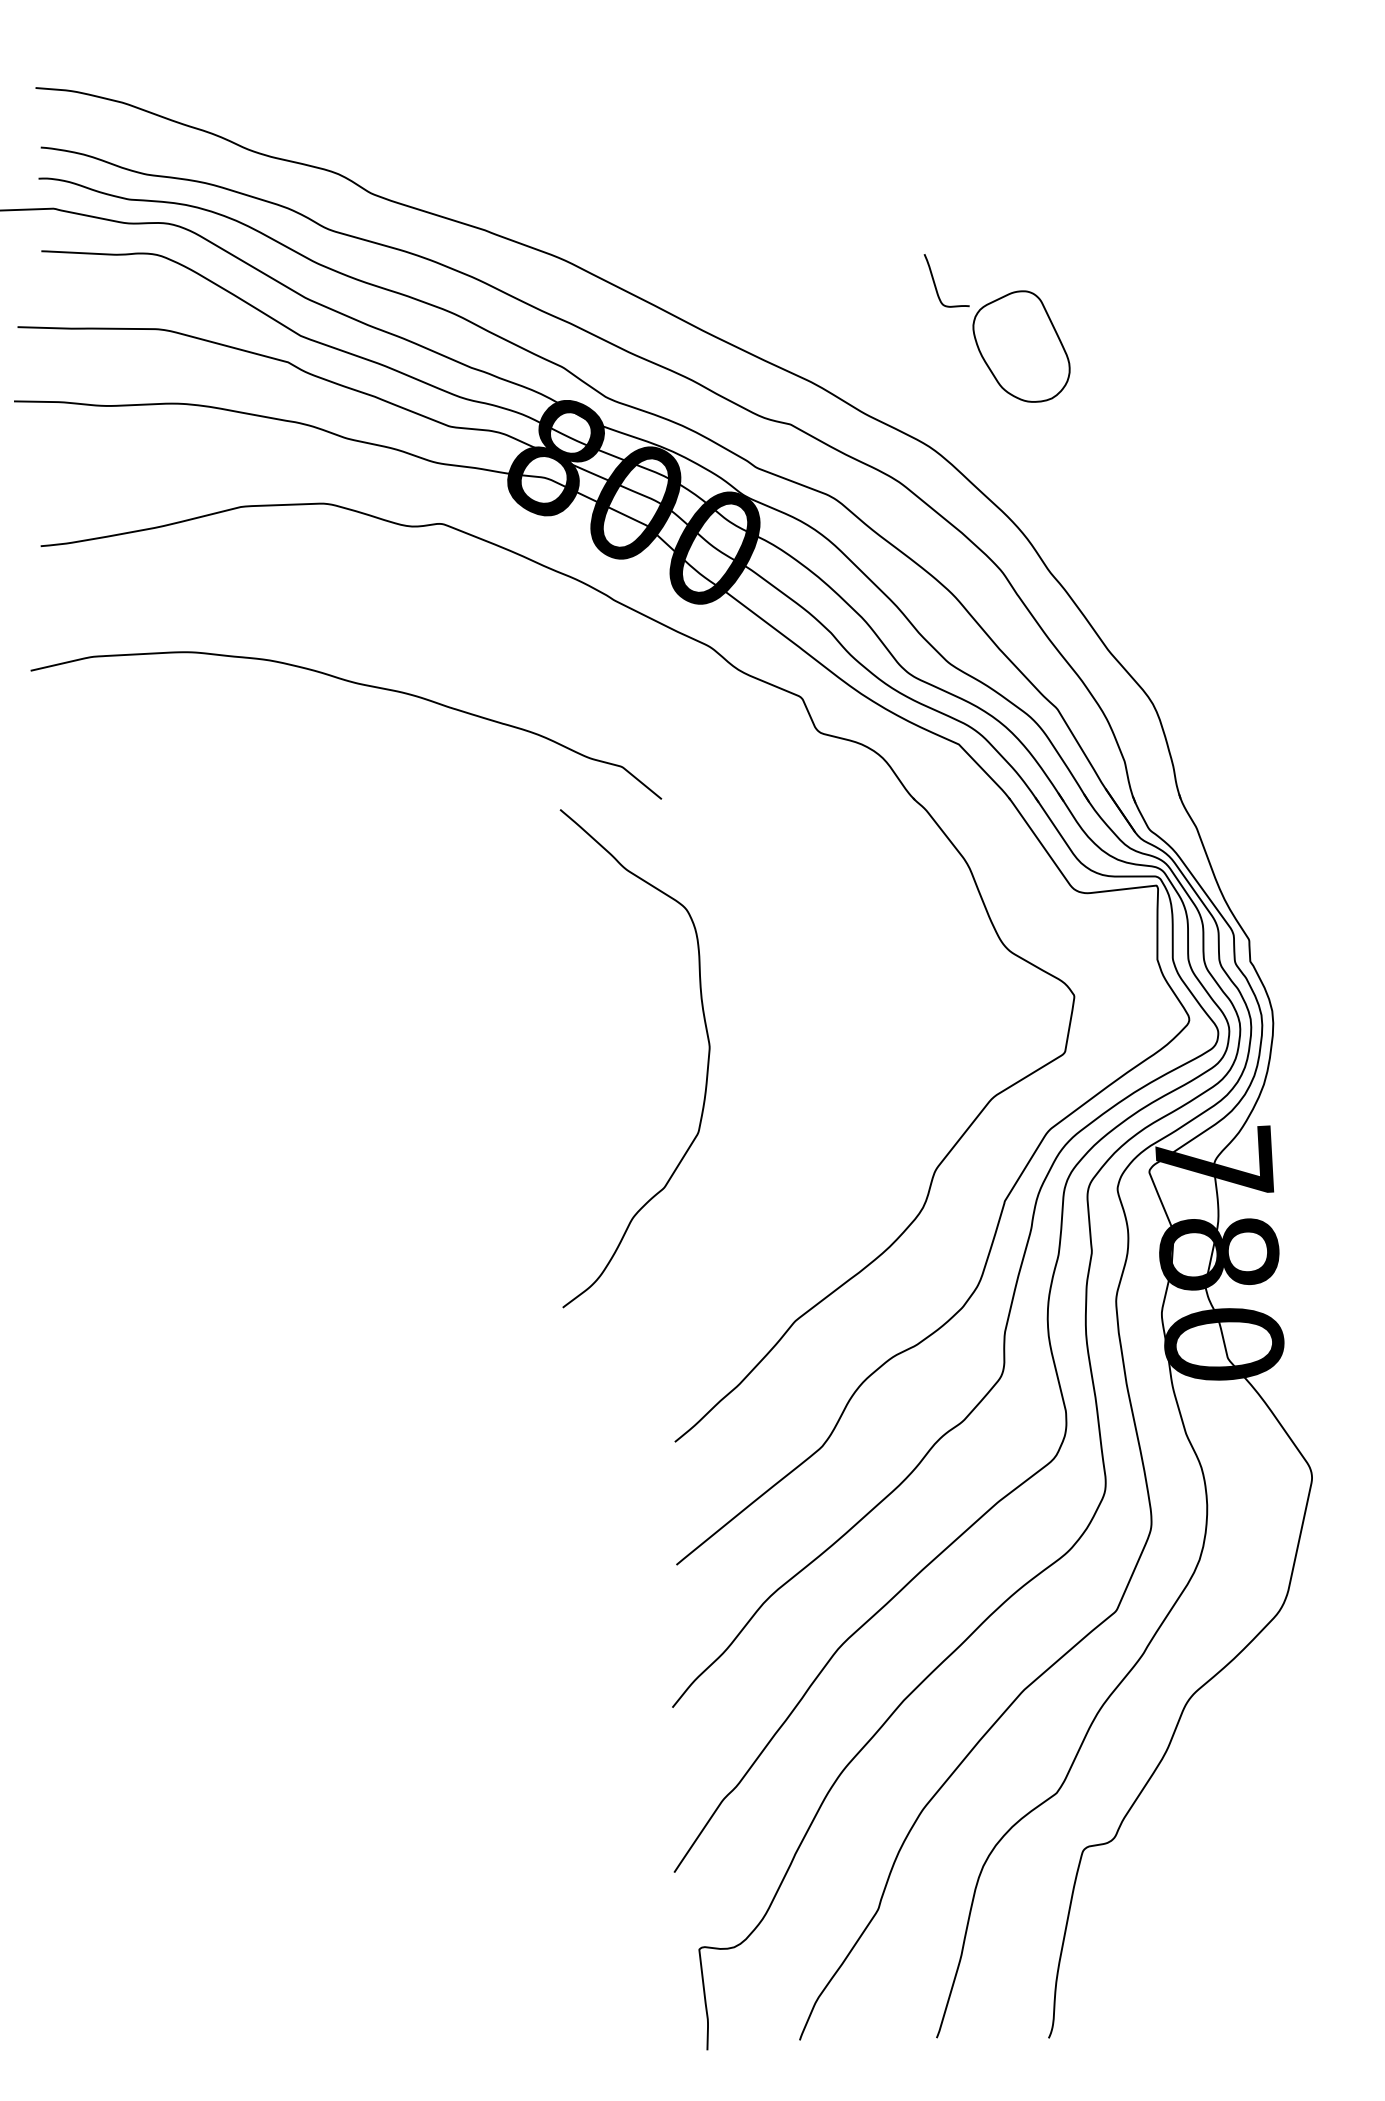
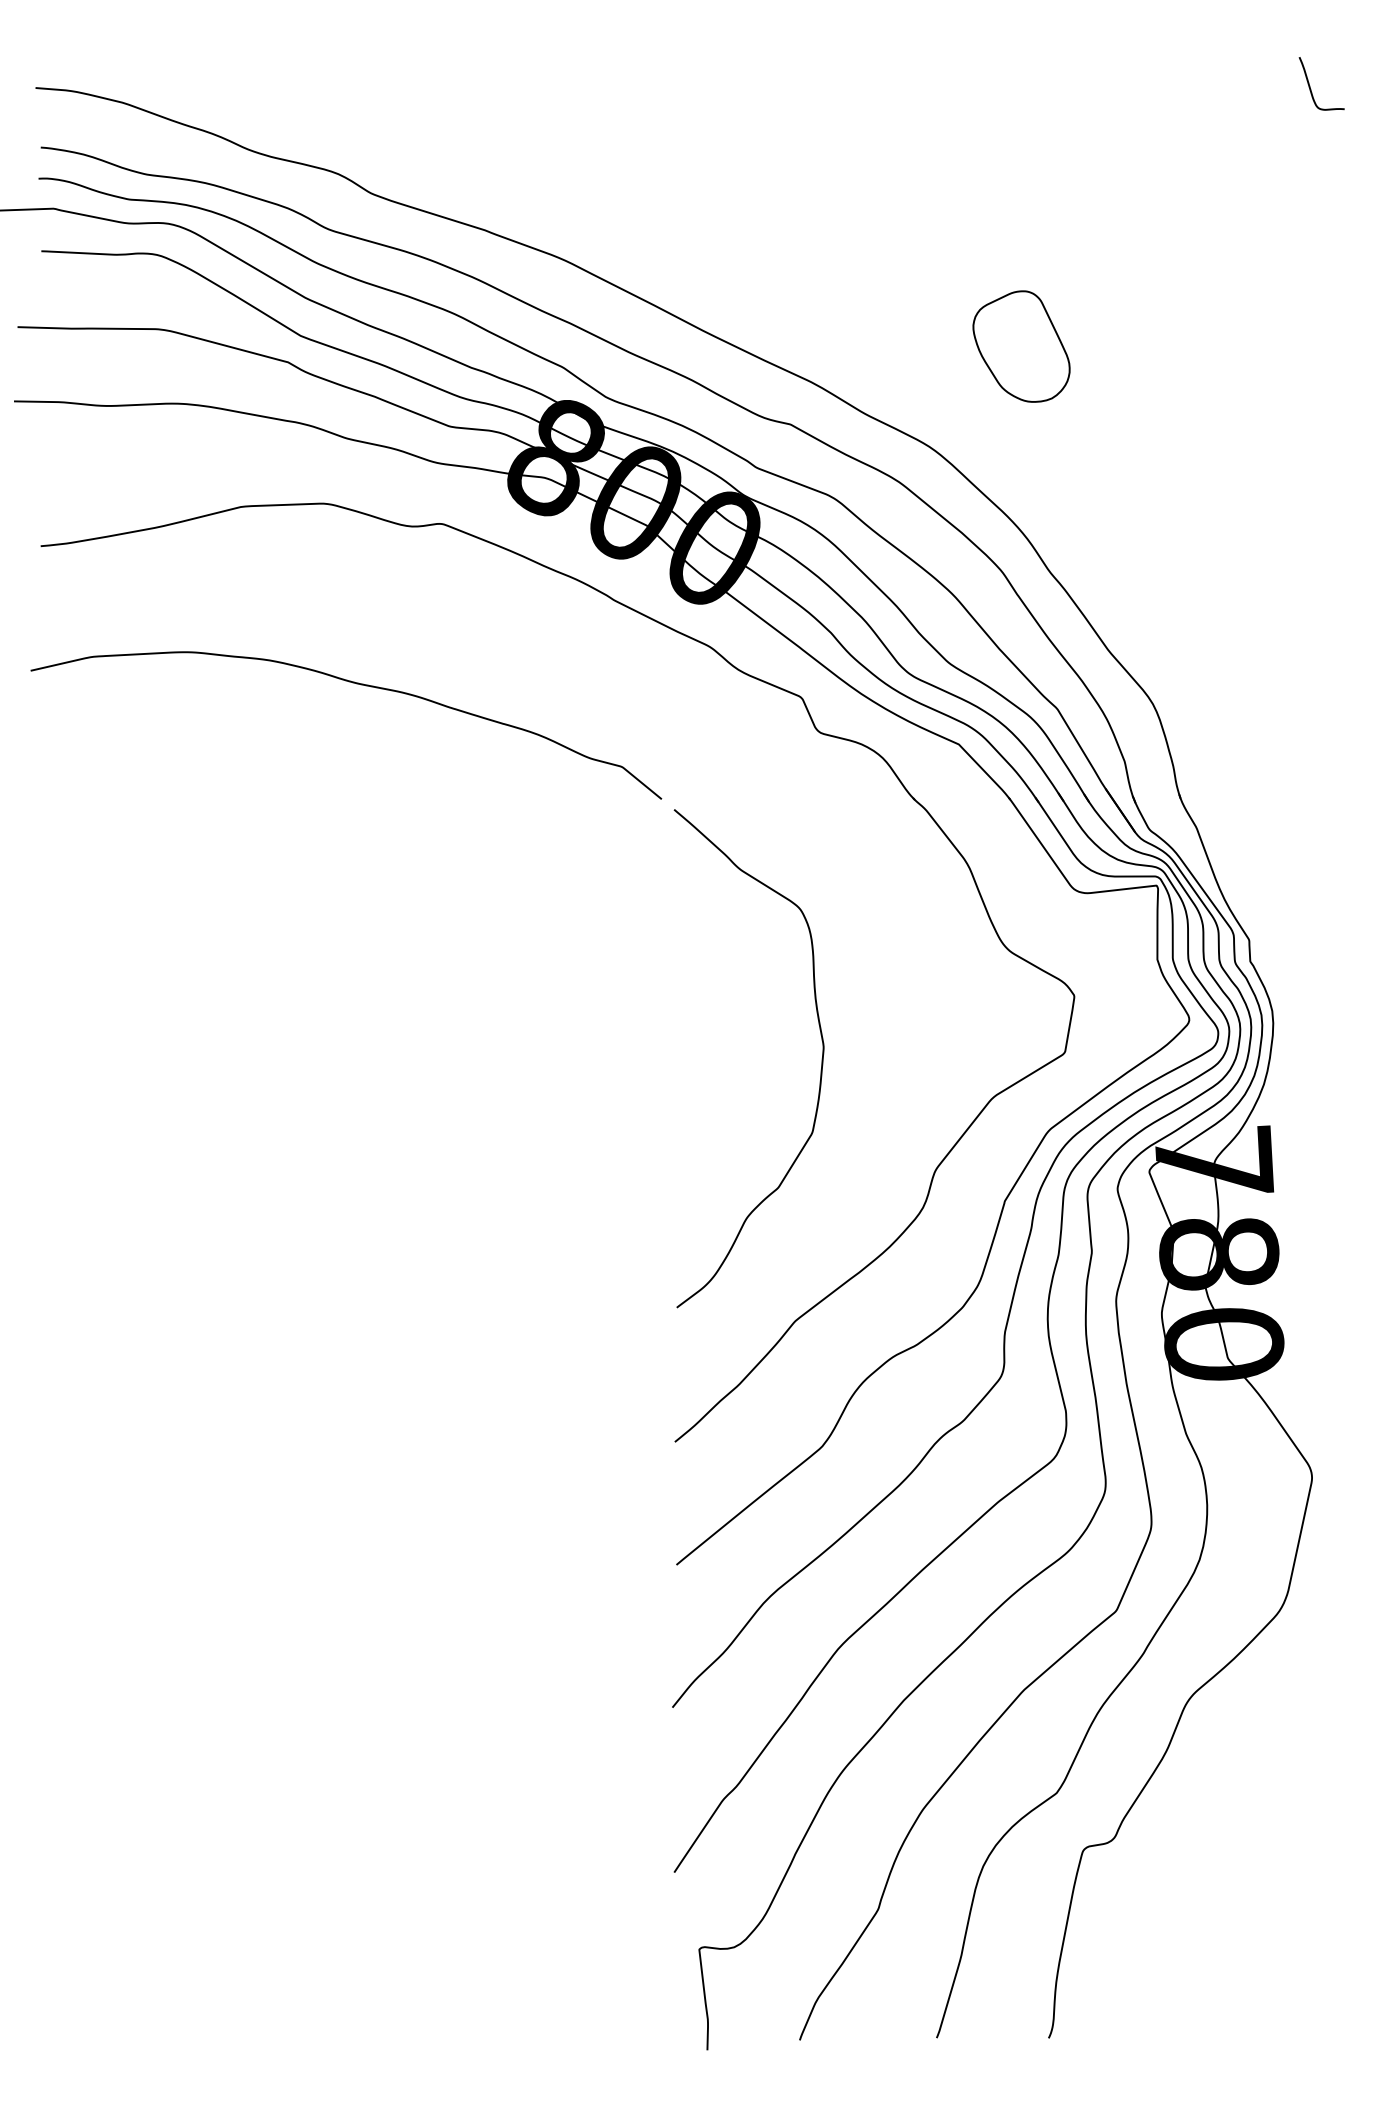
curve position: (935, 282) -> (1310, 85) (1310, 85)
curve position: (706, 1070) -> (820, 1070) (820, 1070)
